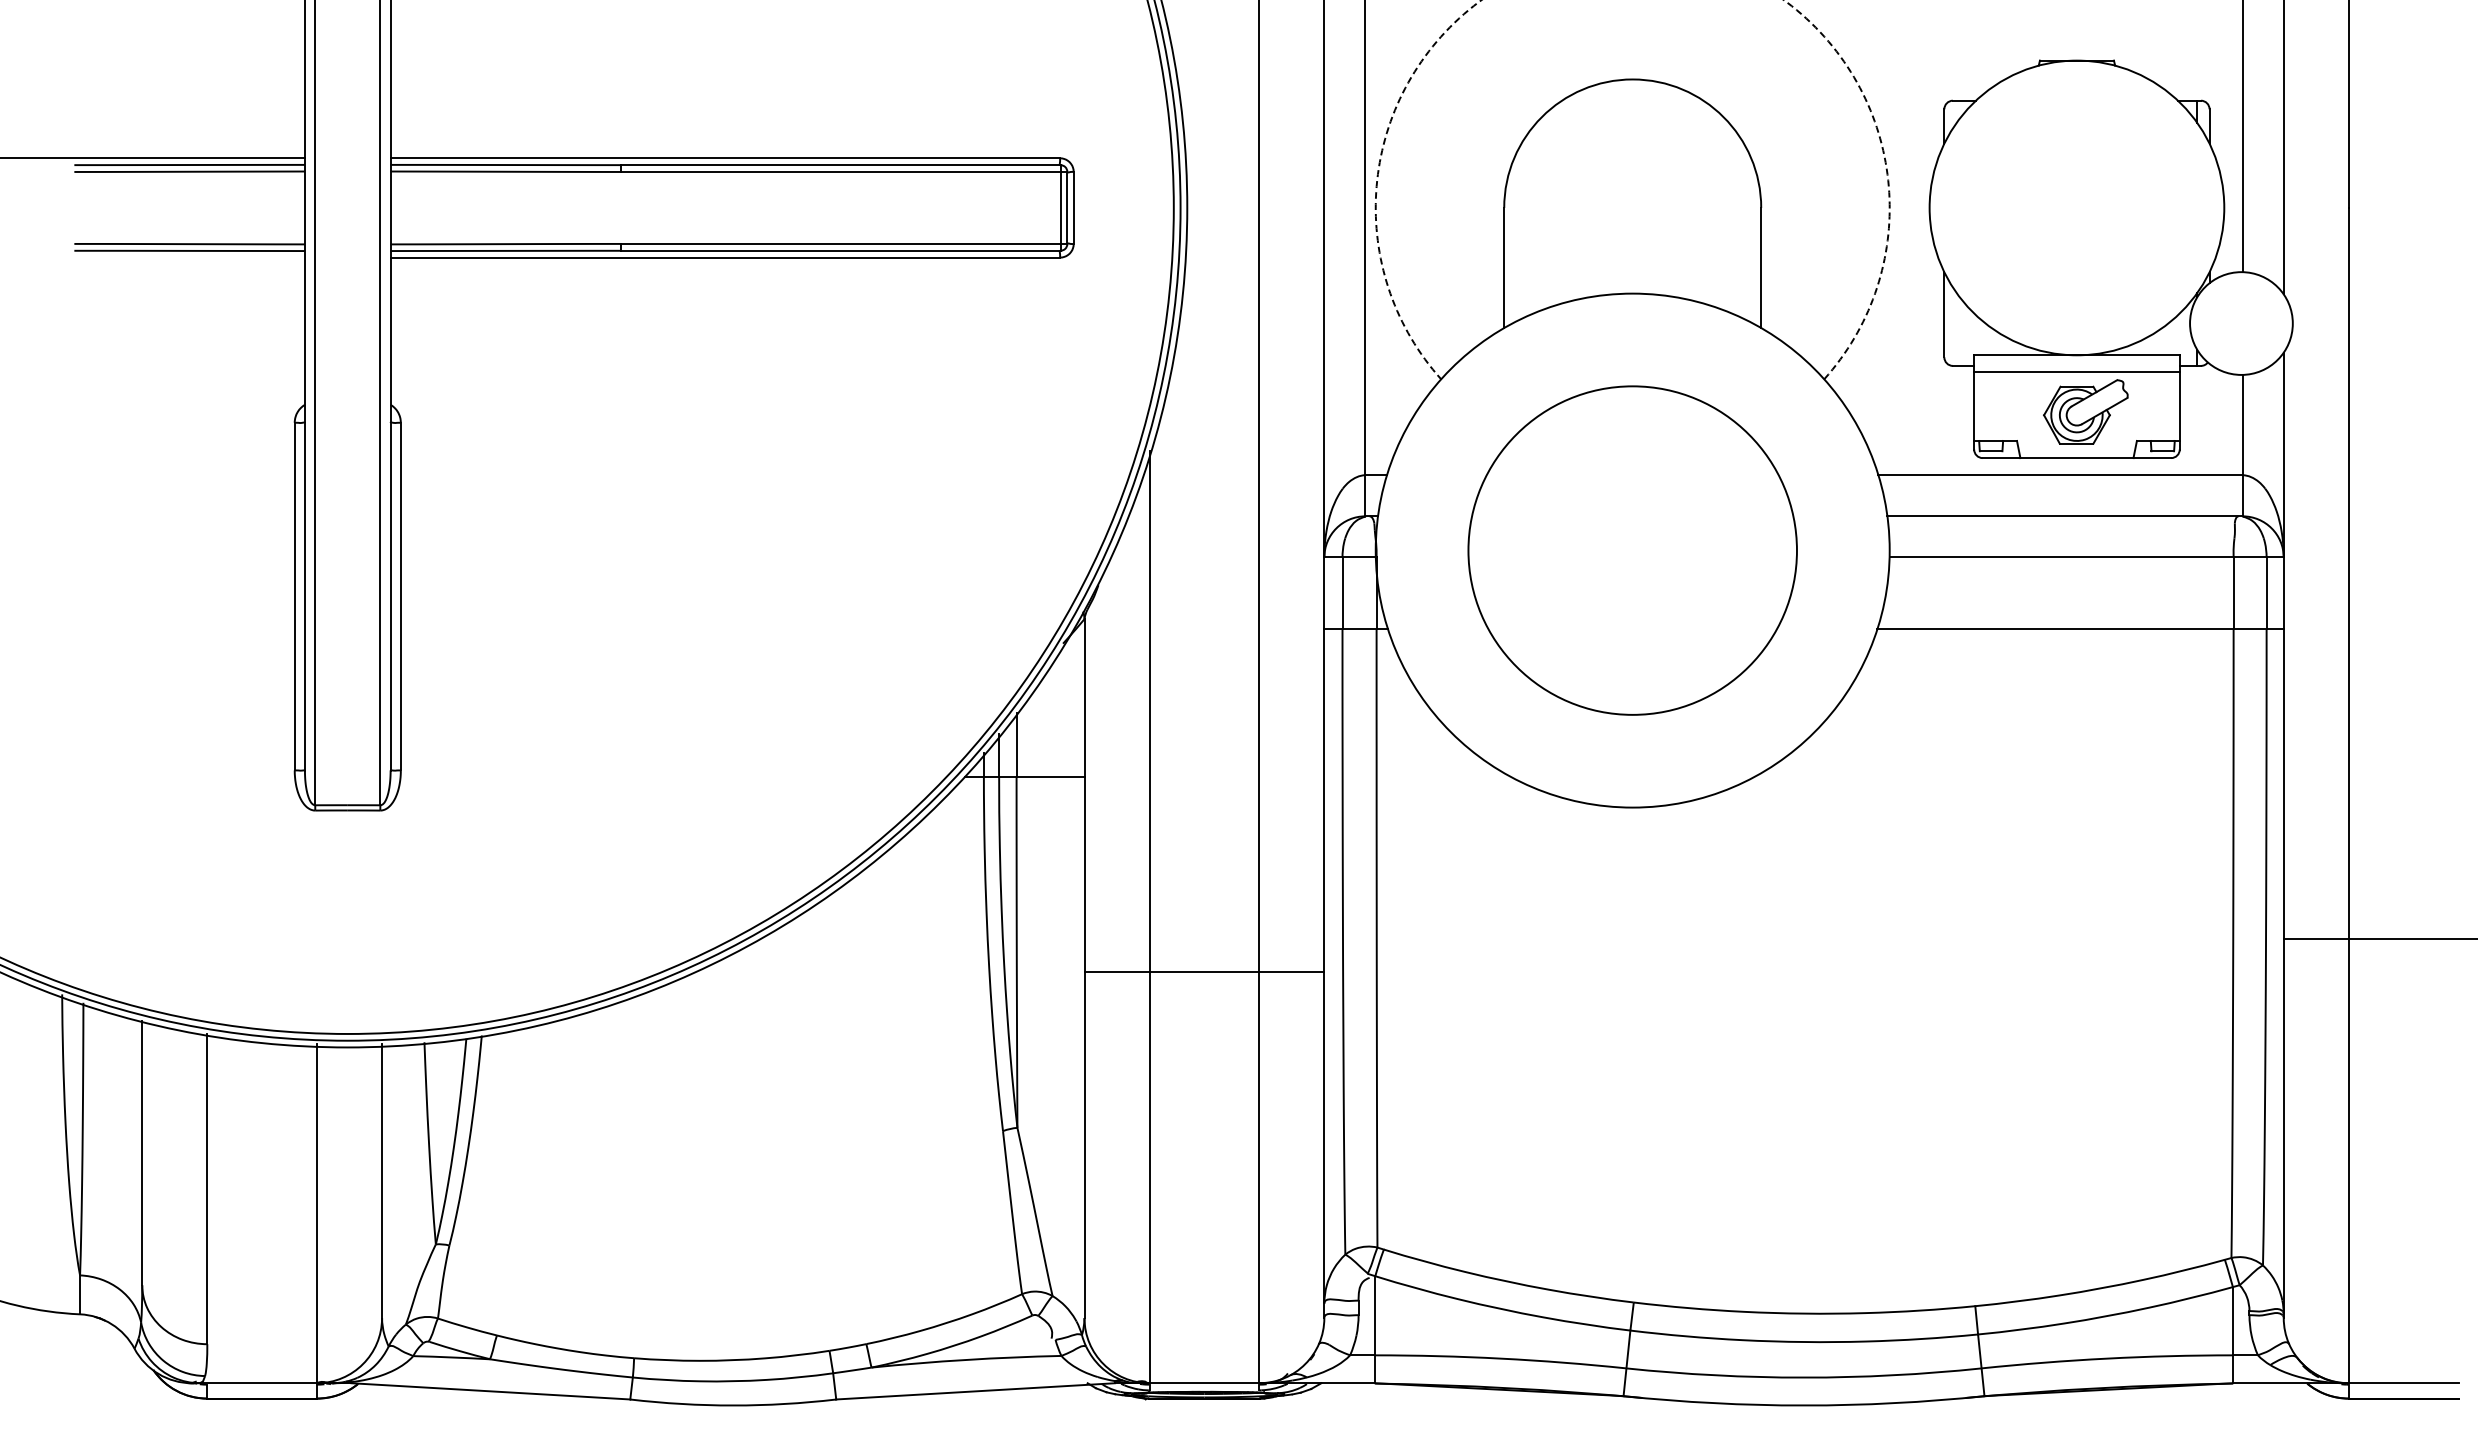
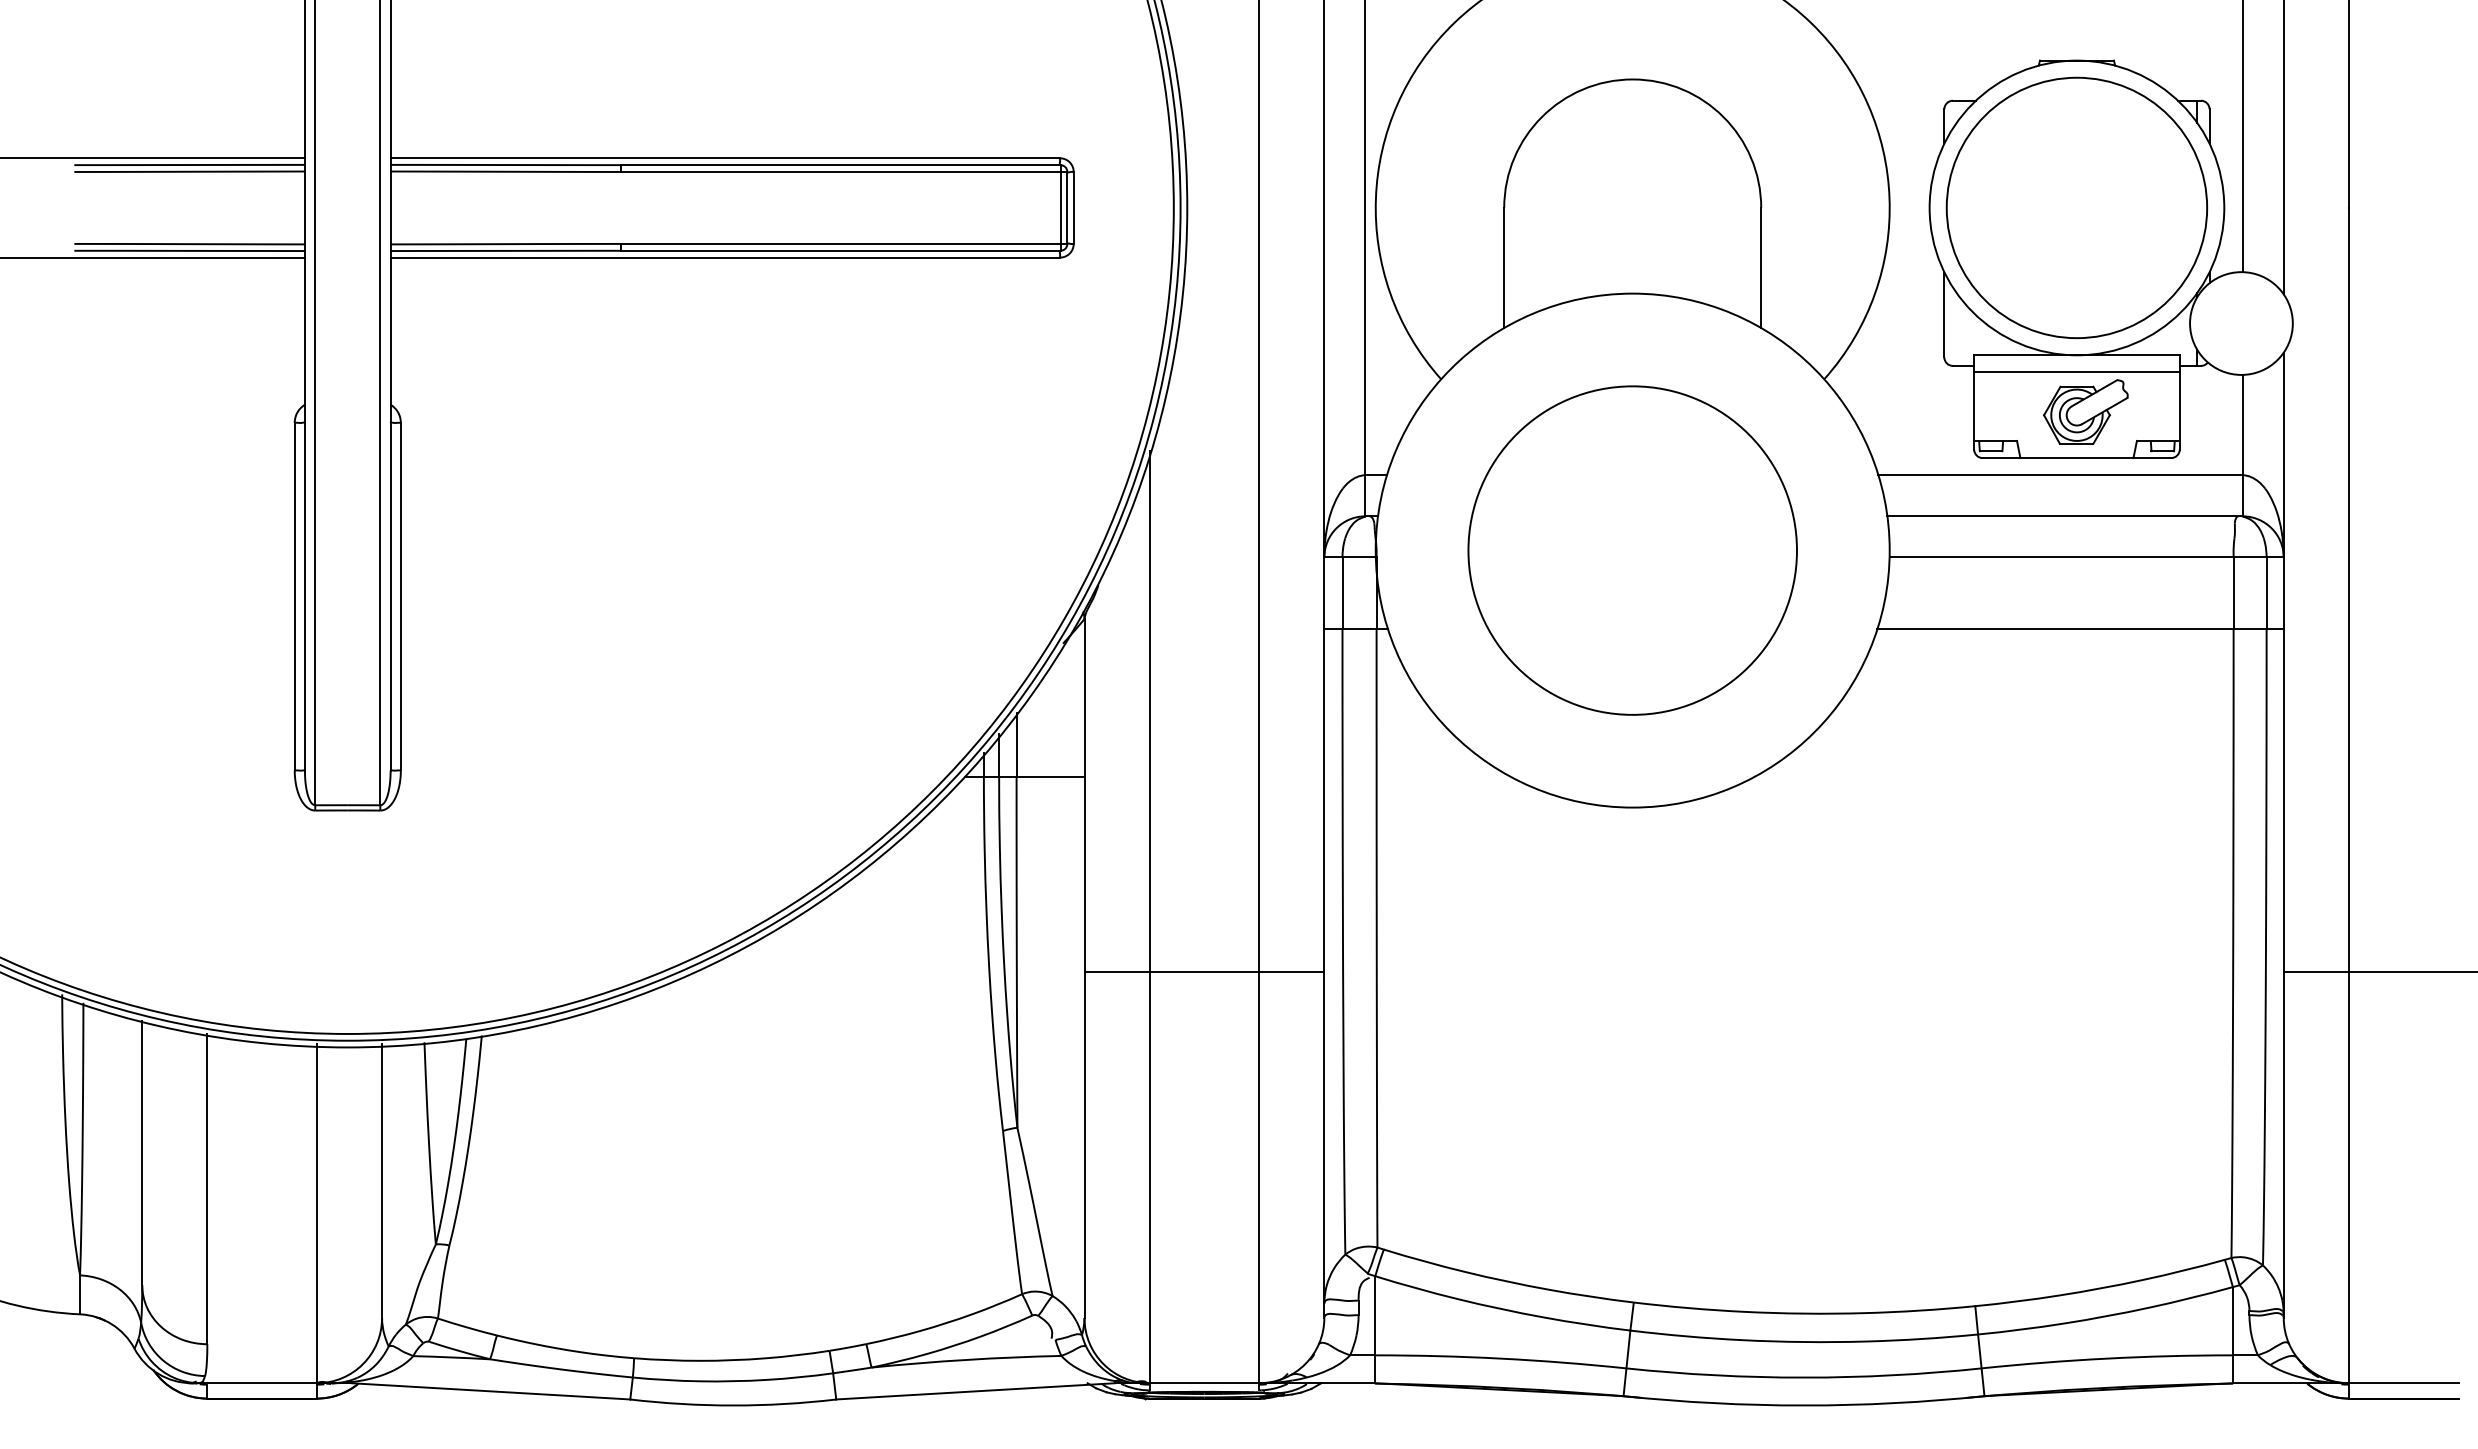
arc: dashed -> solid (1481, 0)
circle: none -> present (2076, 207)
line: none -> present (153, 257)
line position: (2378, 939) -> (2378, 972) (2378, 972)
